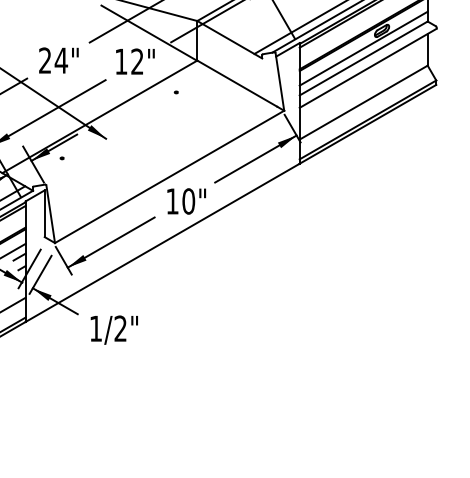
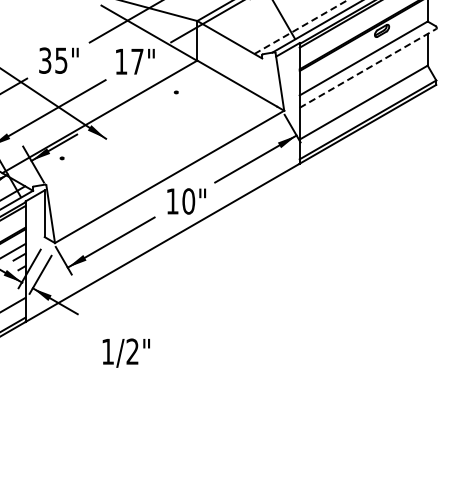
line: solid -> dashed (301, 27)
line: present -> none (363, 48)
text: 24" -> 35" (53, 60)
text: 12" -> 17" (137, 61)
line: solid -> dashed (368, 68)
text position: (113, 329) -> (125, 352) (125, 352)
